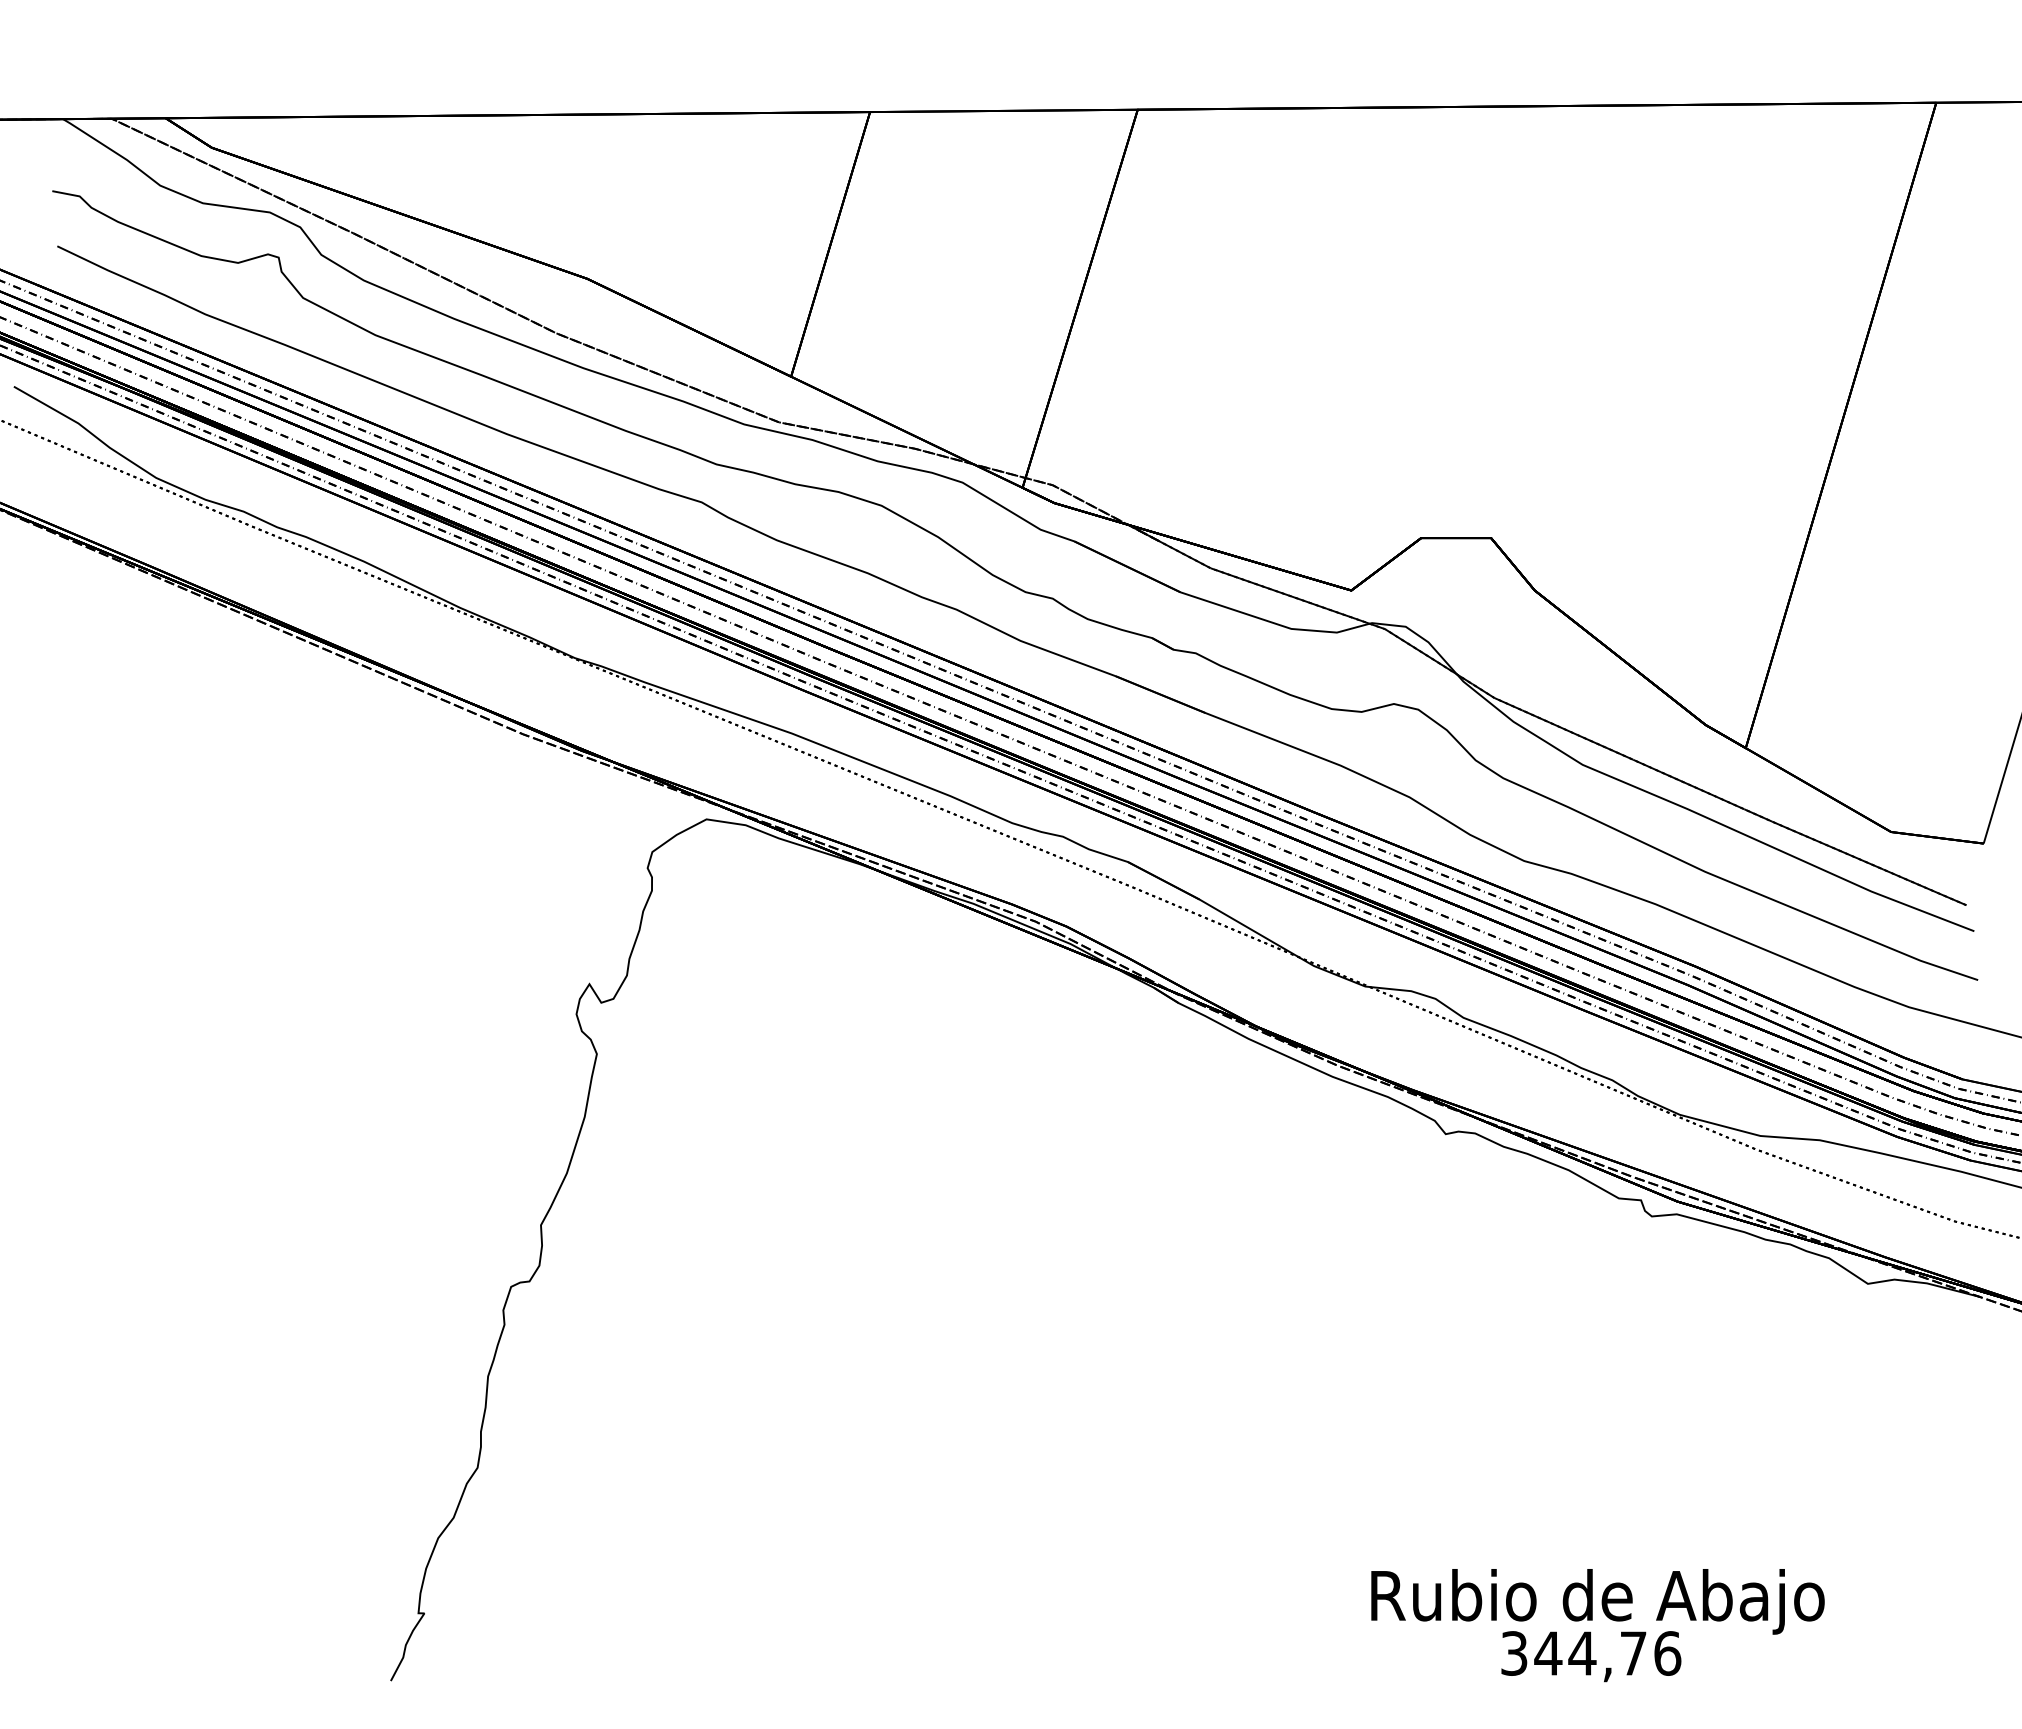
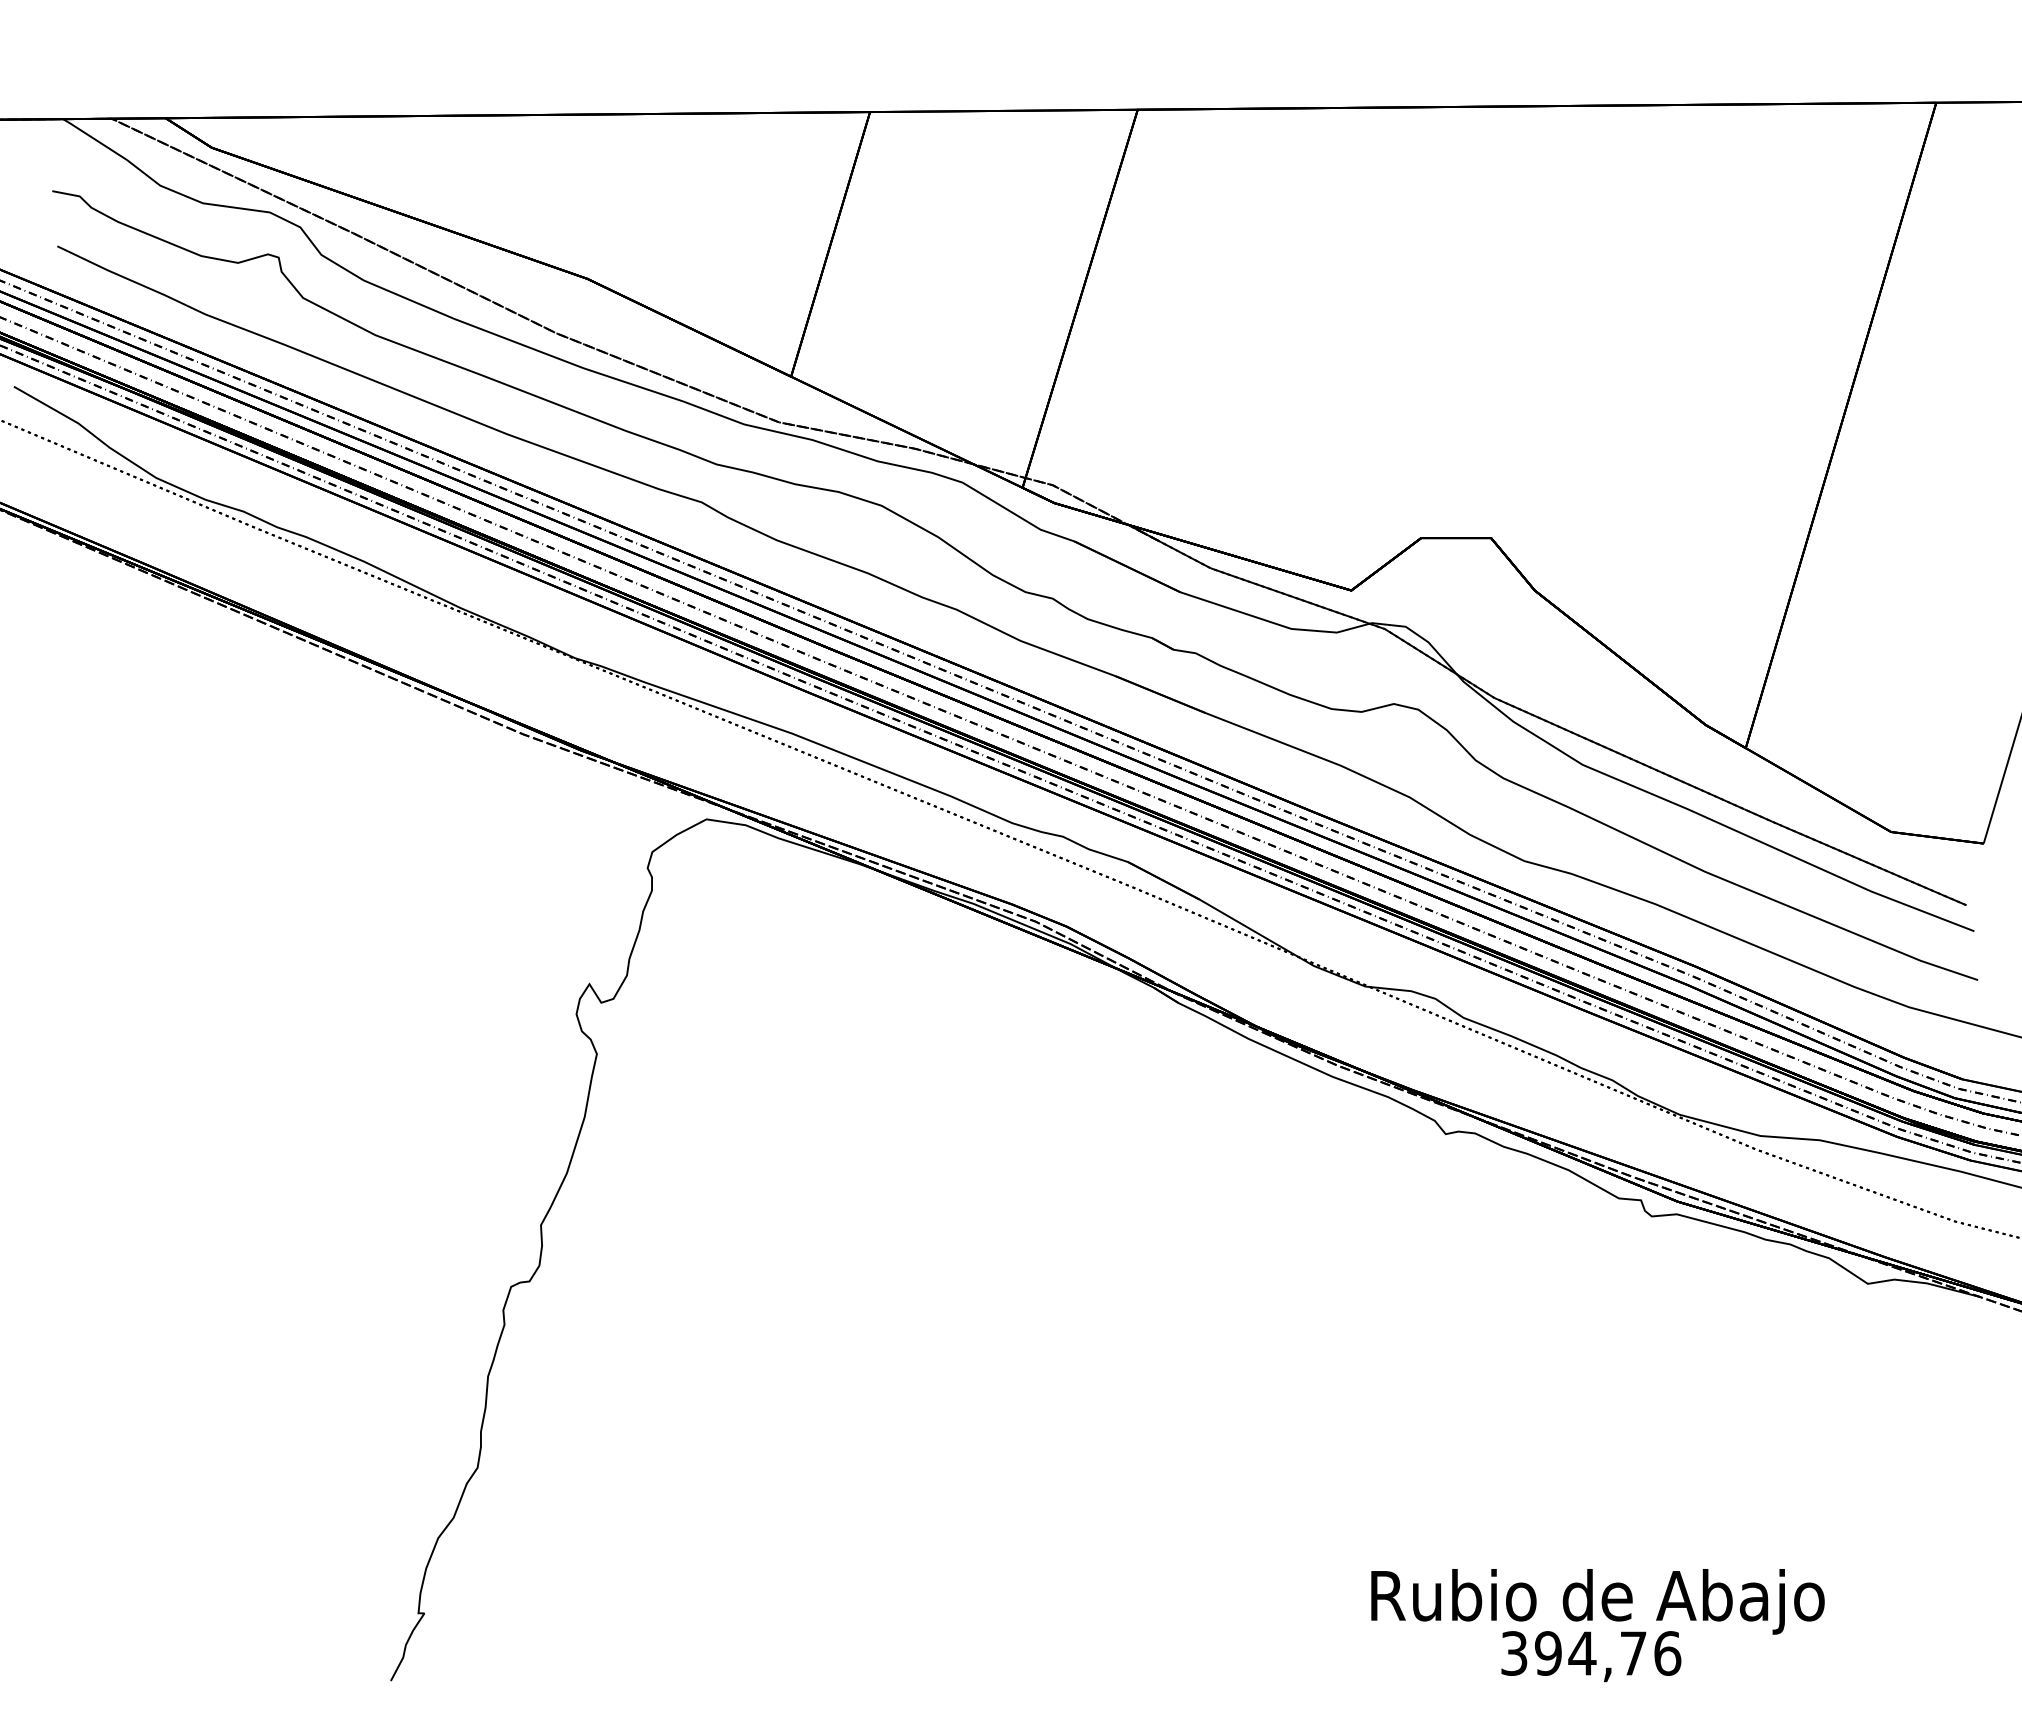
text: 344,76 -> 394,76 (1548, 1653)
